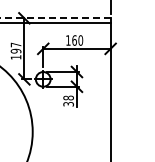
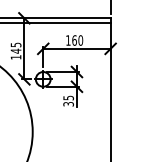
line: dashed -> solid (55, 18)
text: 197 -> 145 (15, 47)
text: 38 -> 35 (68, 97)
